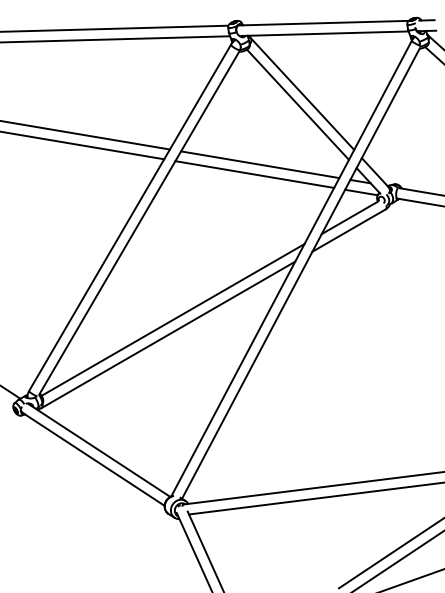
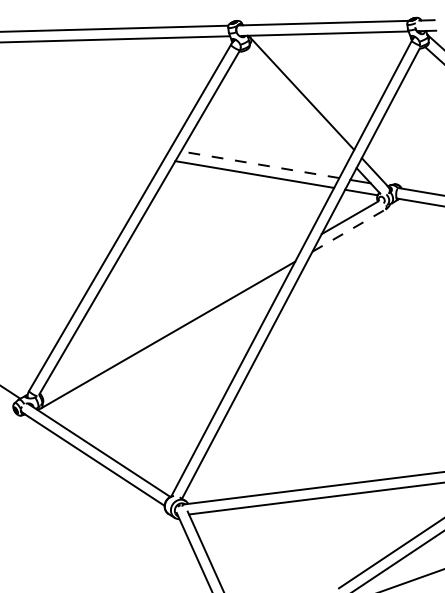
line: present -> none (297, 104)
line: present -> none (85, 135)
line: present -> none (83, 145)
line: solid -> dashed (259, 164)
line: solid -> dashed (349, 230)
line: present -> none (172, 319)
